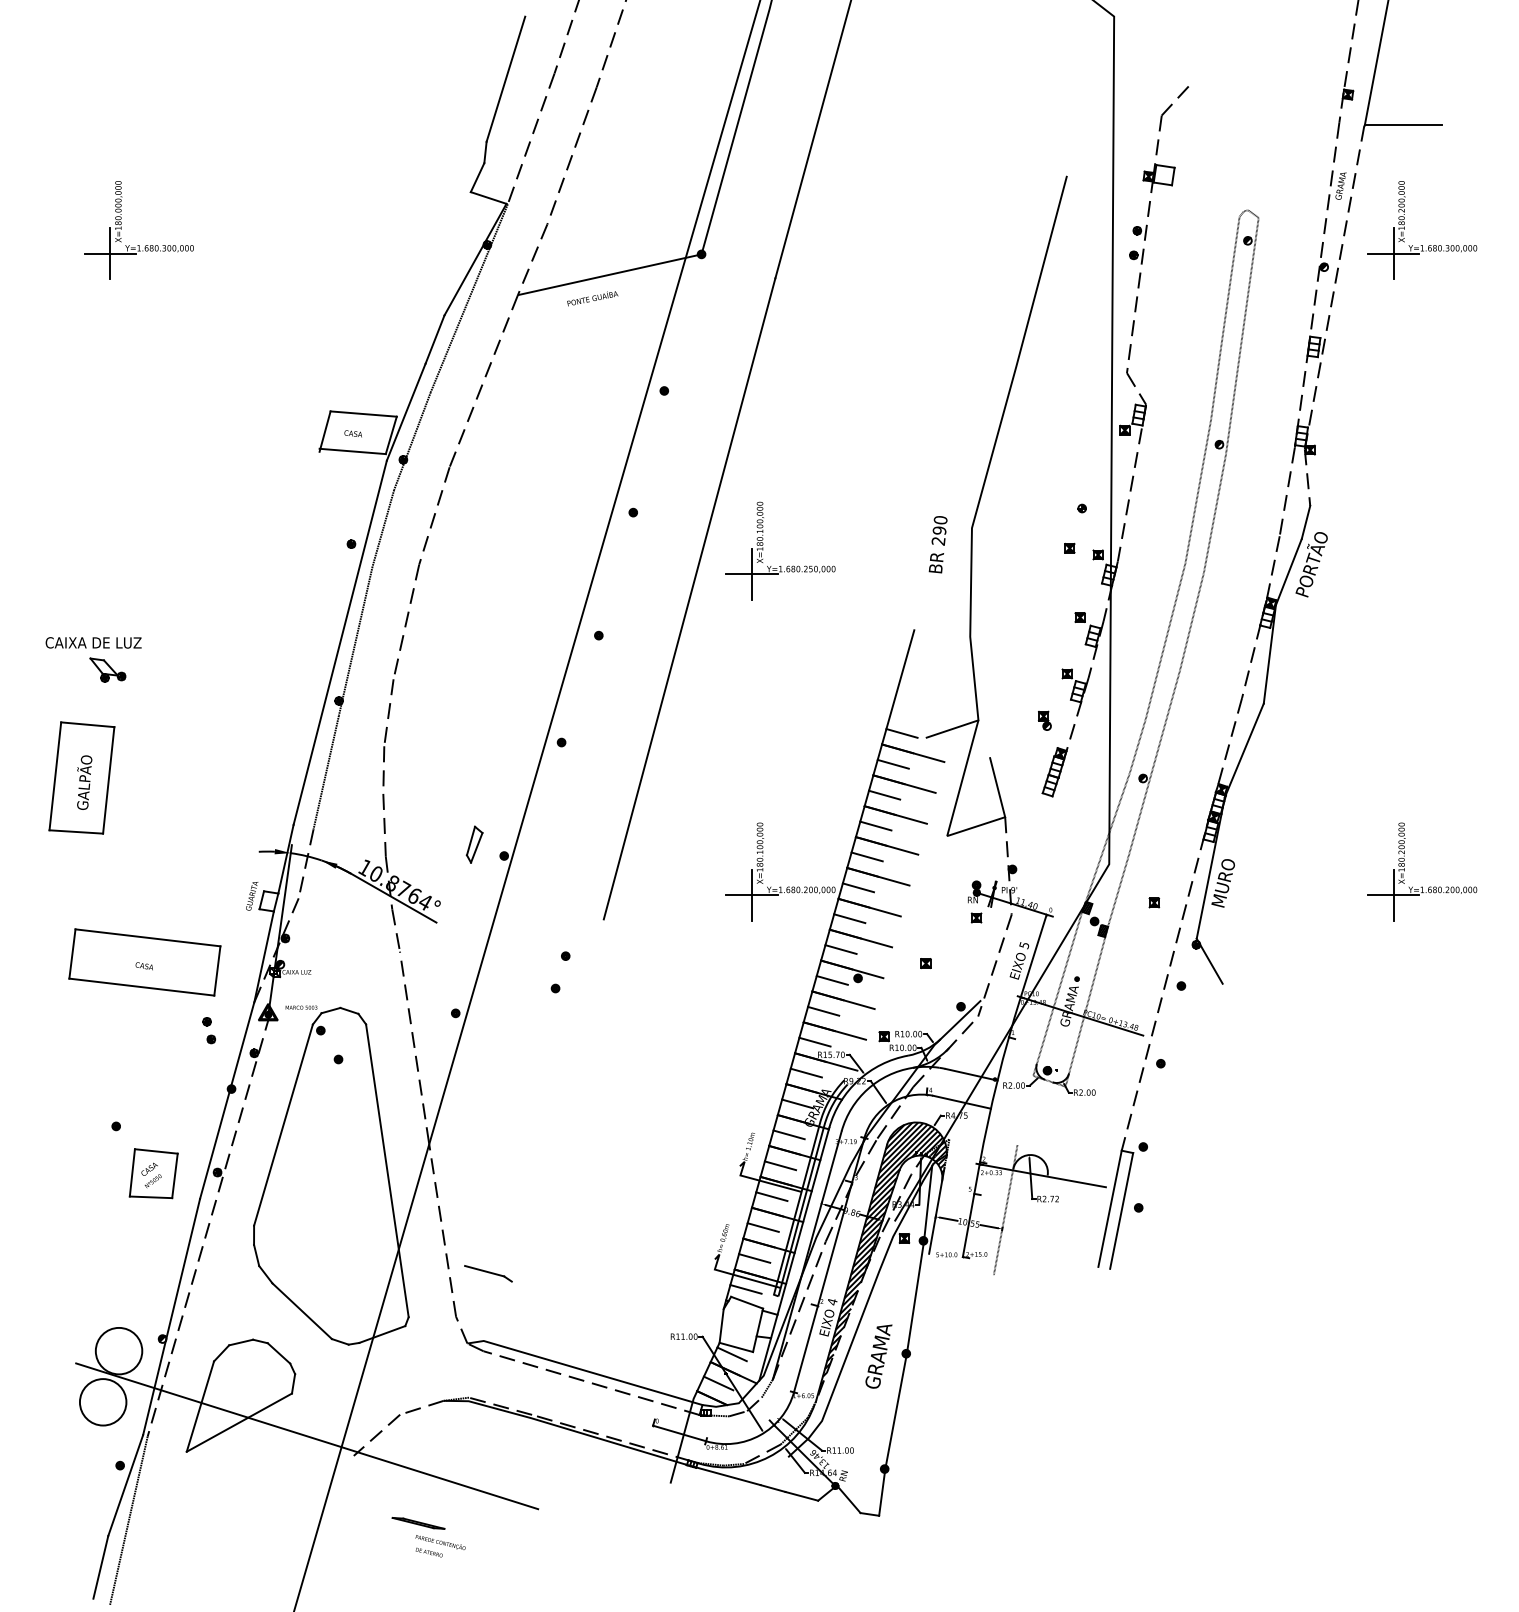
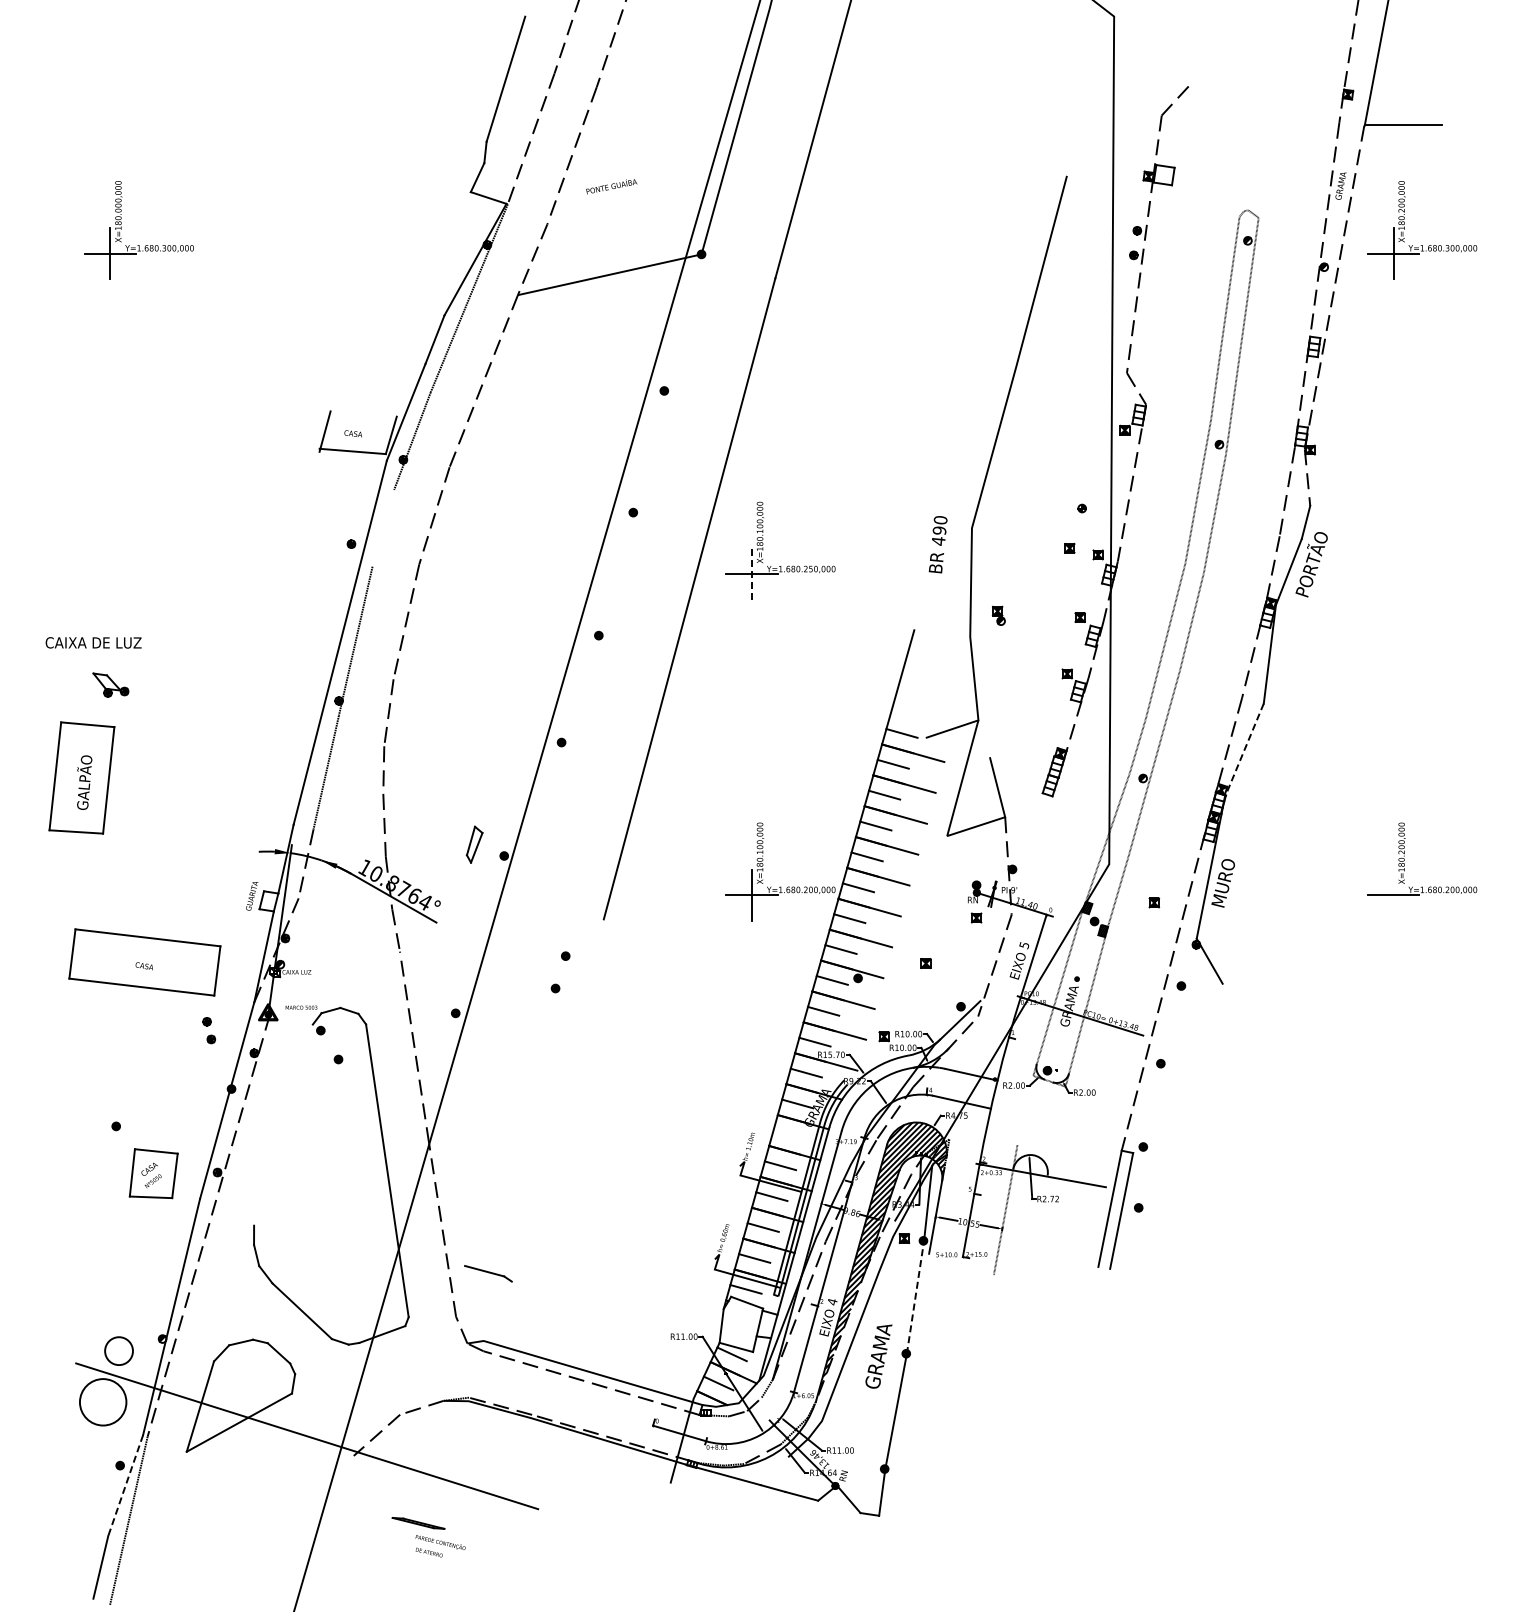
text position: (592, 298) -> (611, 186) (611, 186)
line: present -> none (363, 413)
line: present -> none (383, 527)
text: 290 -> 490 (938, 541)
line: solid -> dashed (751, 574)
part position: (107, 669) -> (110, 684) (110, 684)
part position: (1044, 720) -> (998, 615) (998, 615)
line: solid -> dashed (1244, 750)
line: present -> none (1393, 894)
line: present -> none (283, 1124)
line: present -> none (788, 1134)
line: solid -> dashed (915, 1297)
circle diameter: 46 px -> 28 px (118, 1351)
line: solid -> dashed (125, 1486)
